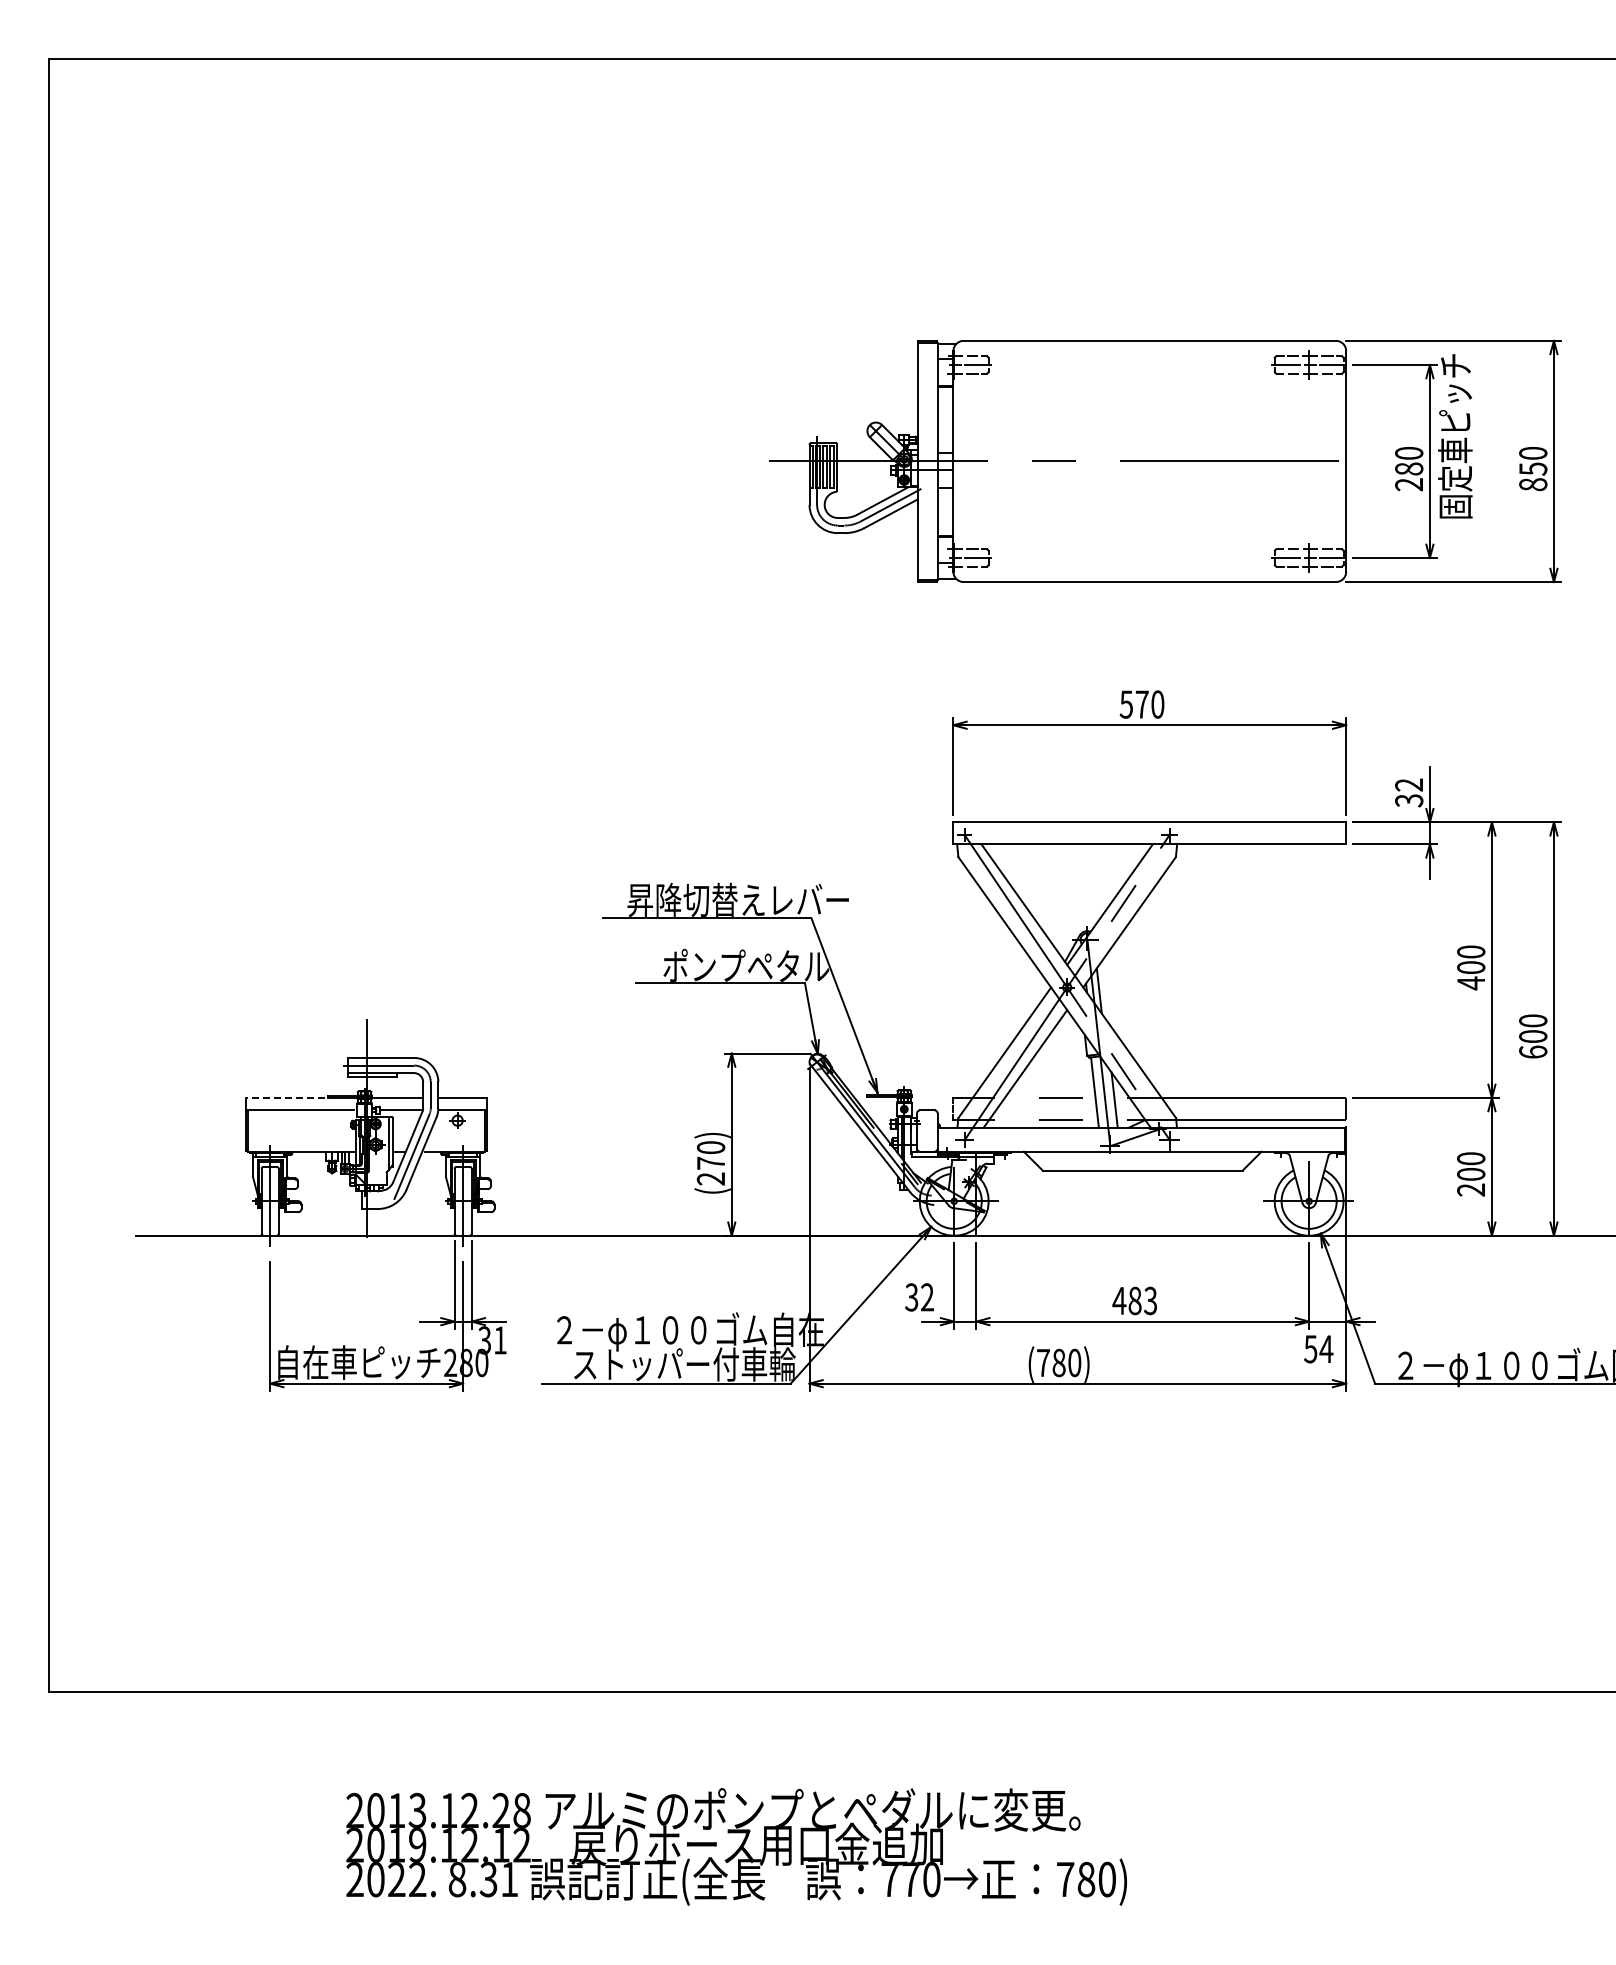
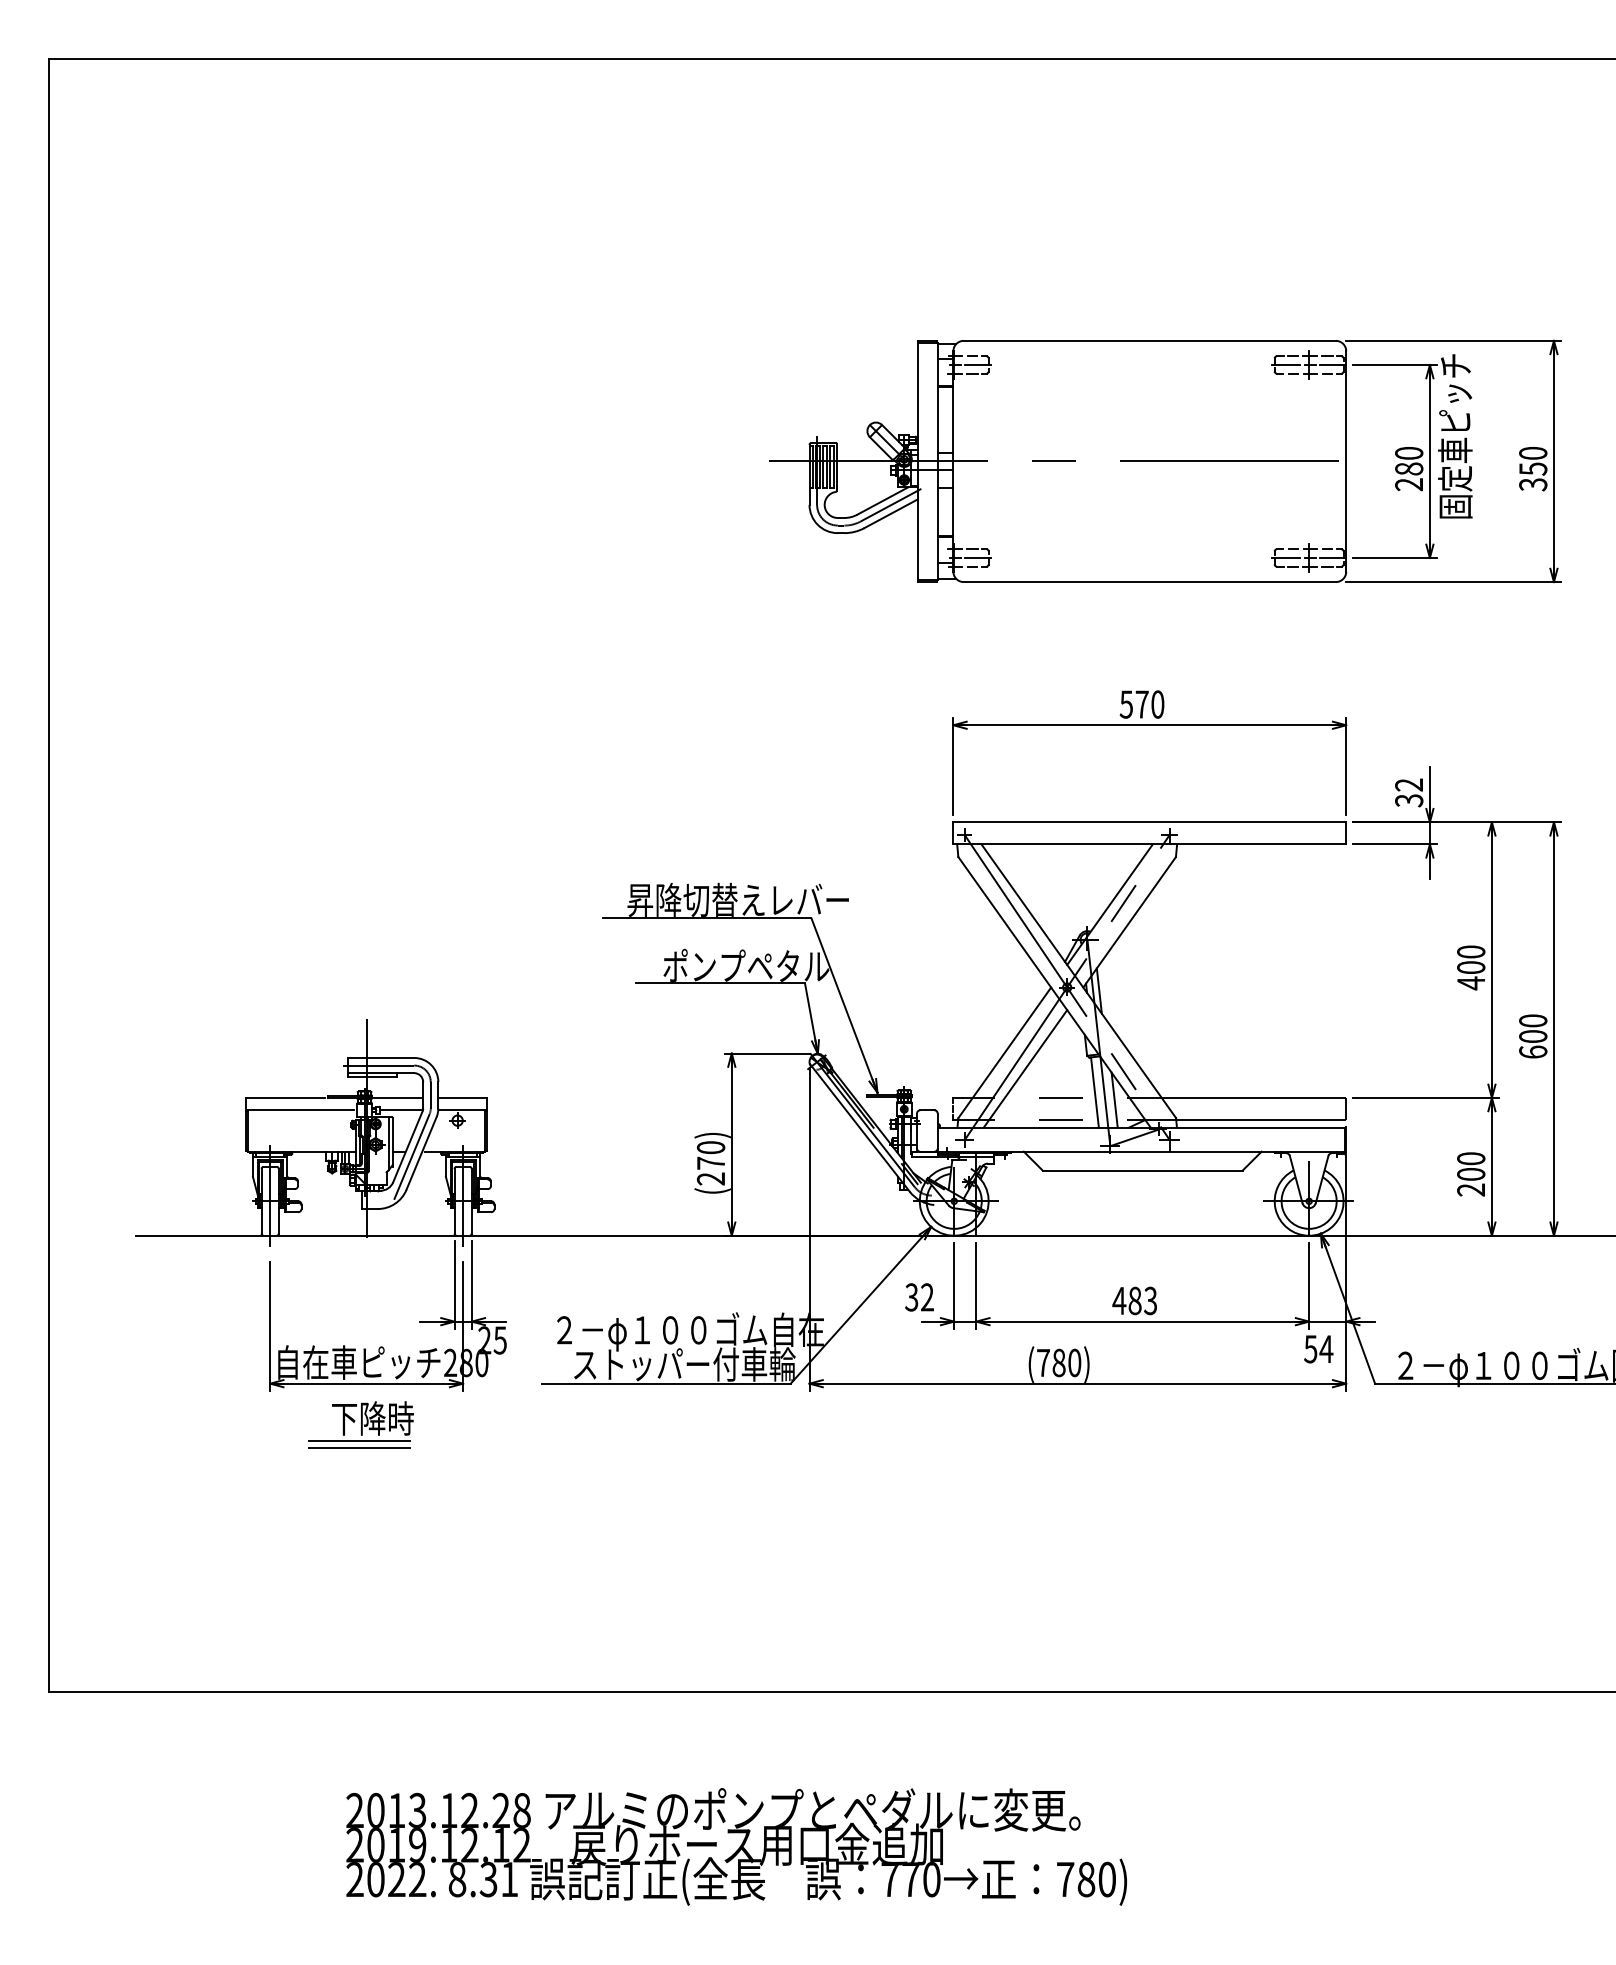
text: 850 -> 350 (1533, 484)
line: dashed -> solid (285, 1097)
text: 31 -> 25 (492, 1340)
part: none -> present (360, 1424)
